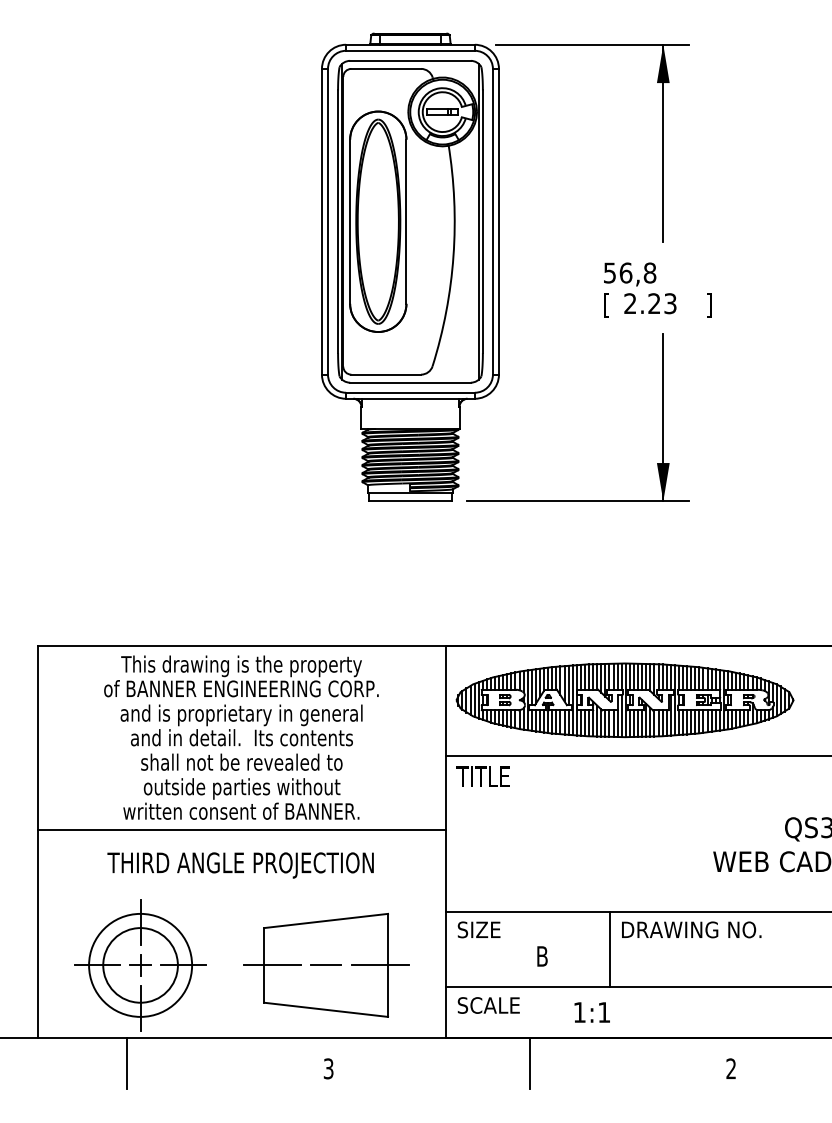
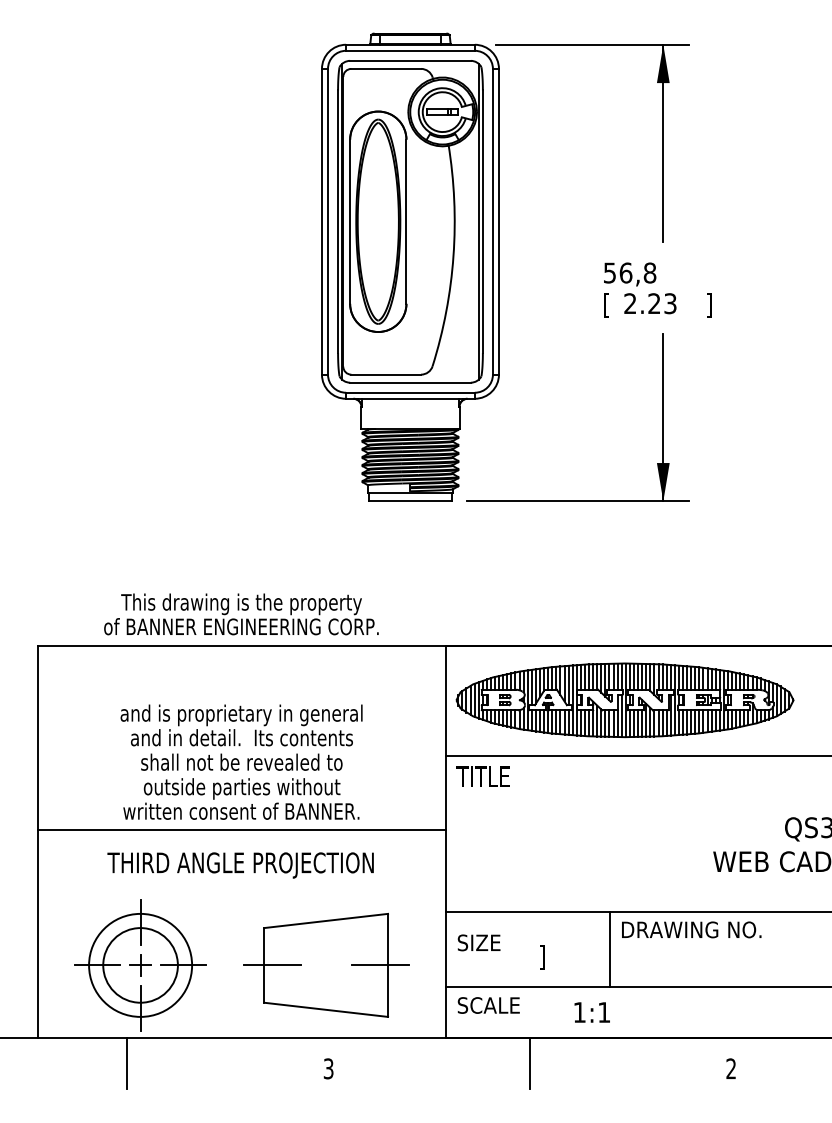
text position: (241, 676) -> (241, 614) (241, 614)
text position: (478, 929) -> (478, 942) (478, 942)
text: B -> ] (542, 957)
line: present -> none (325, 965)
